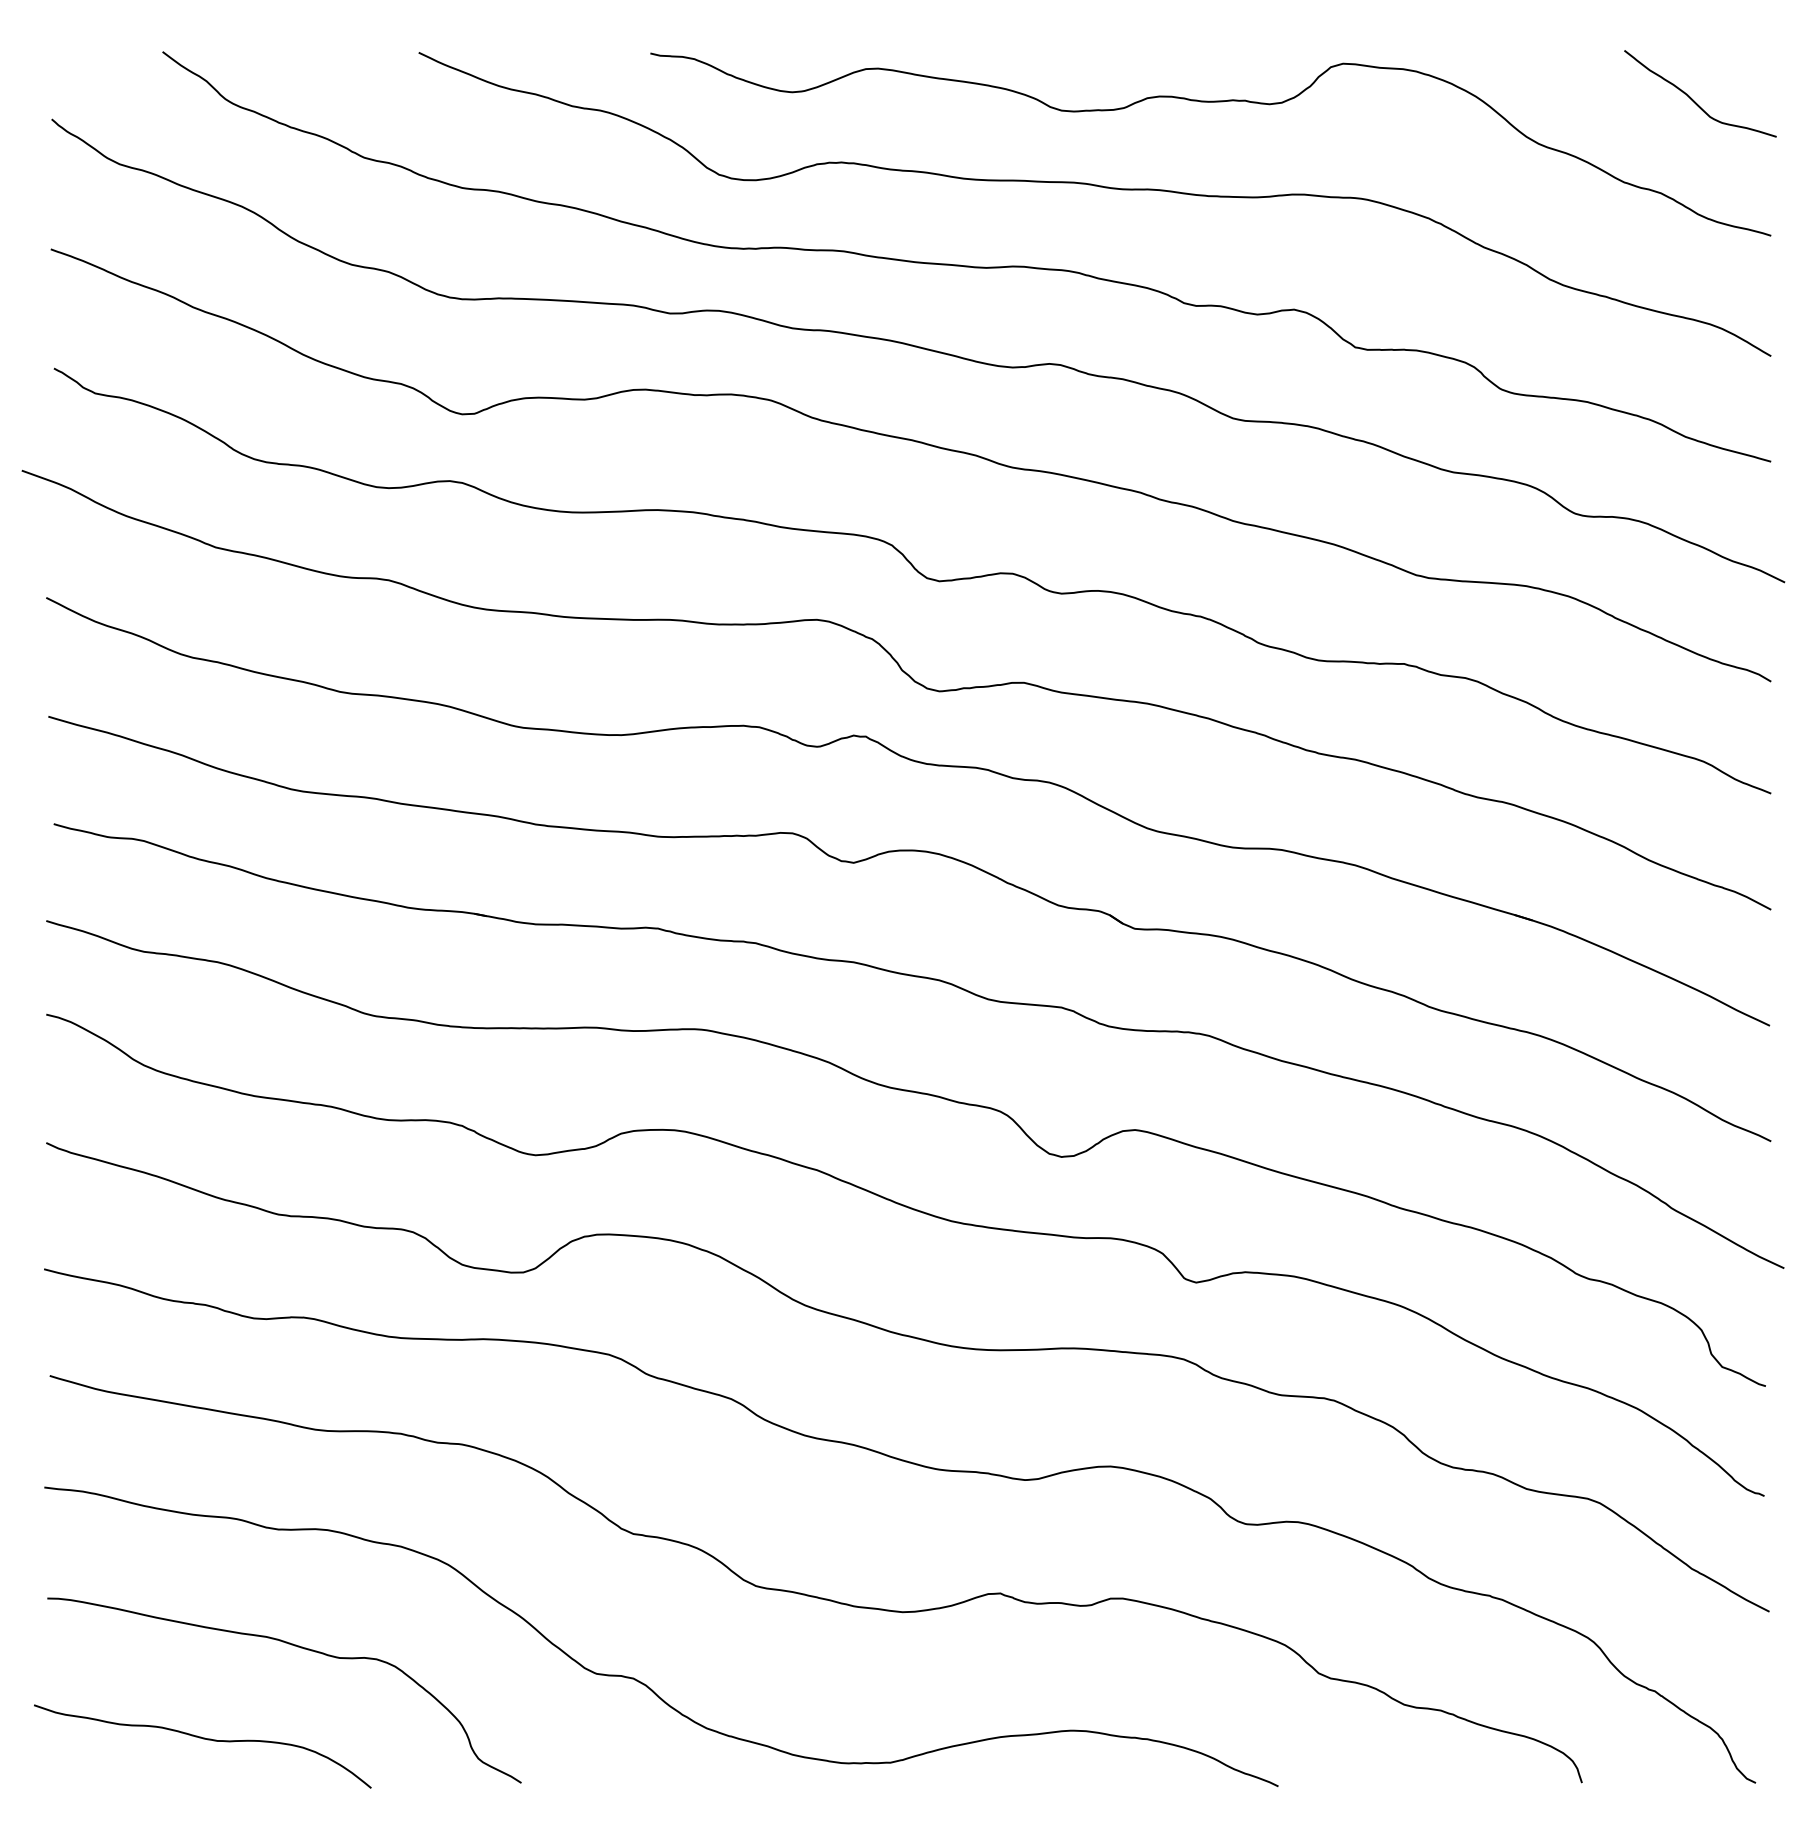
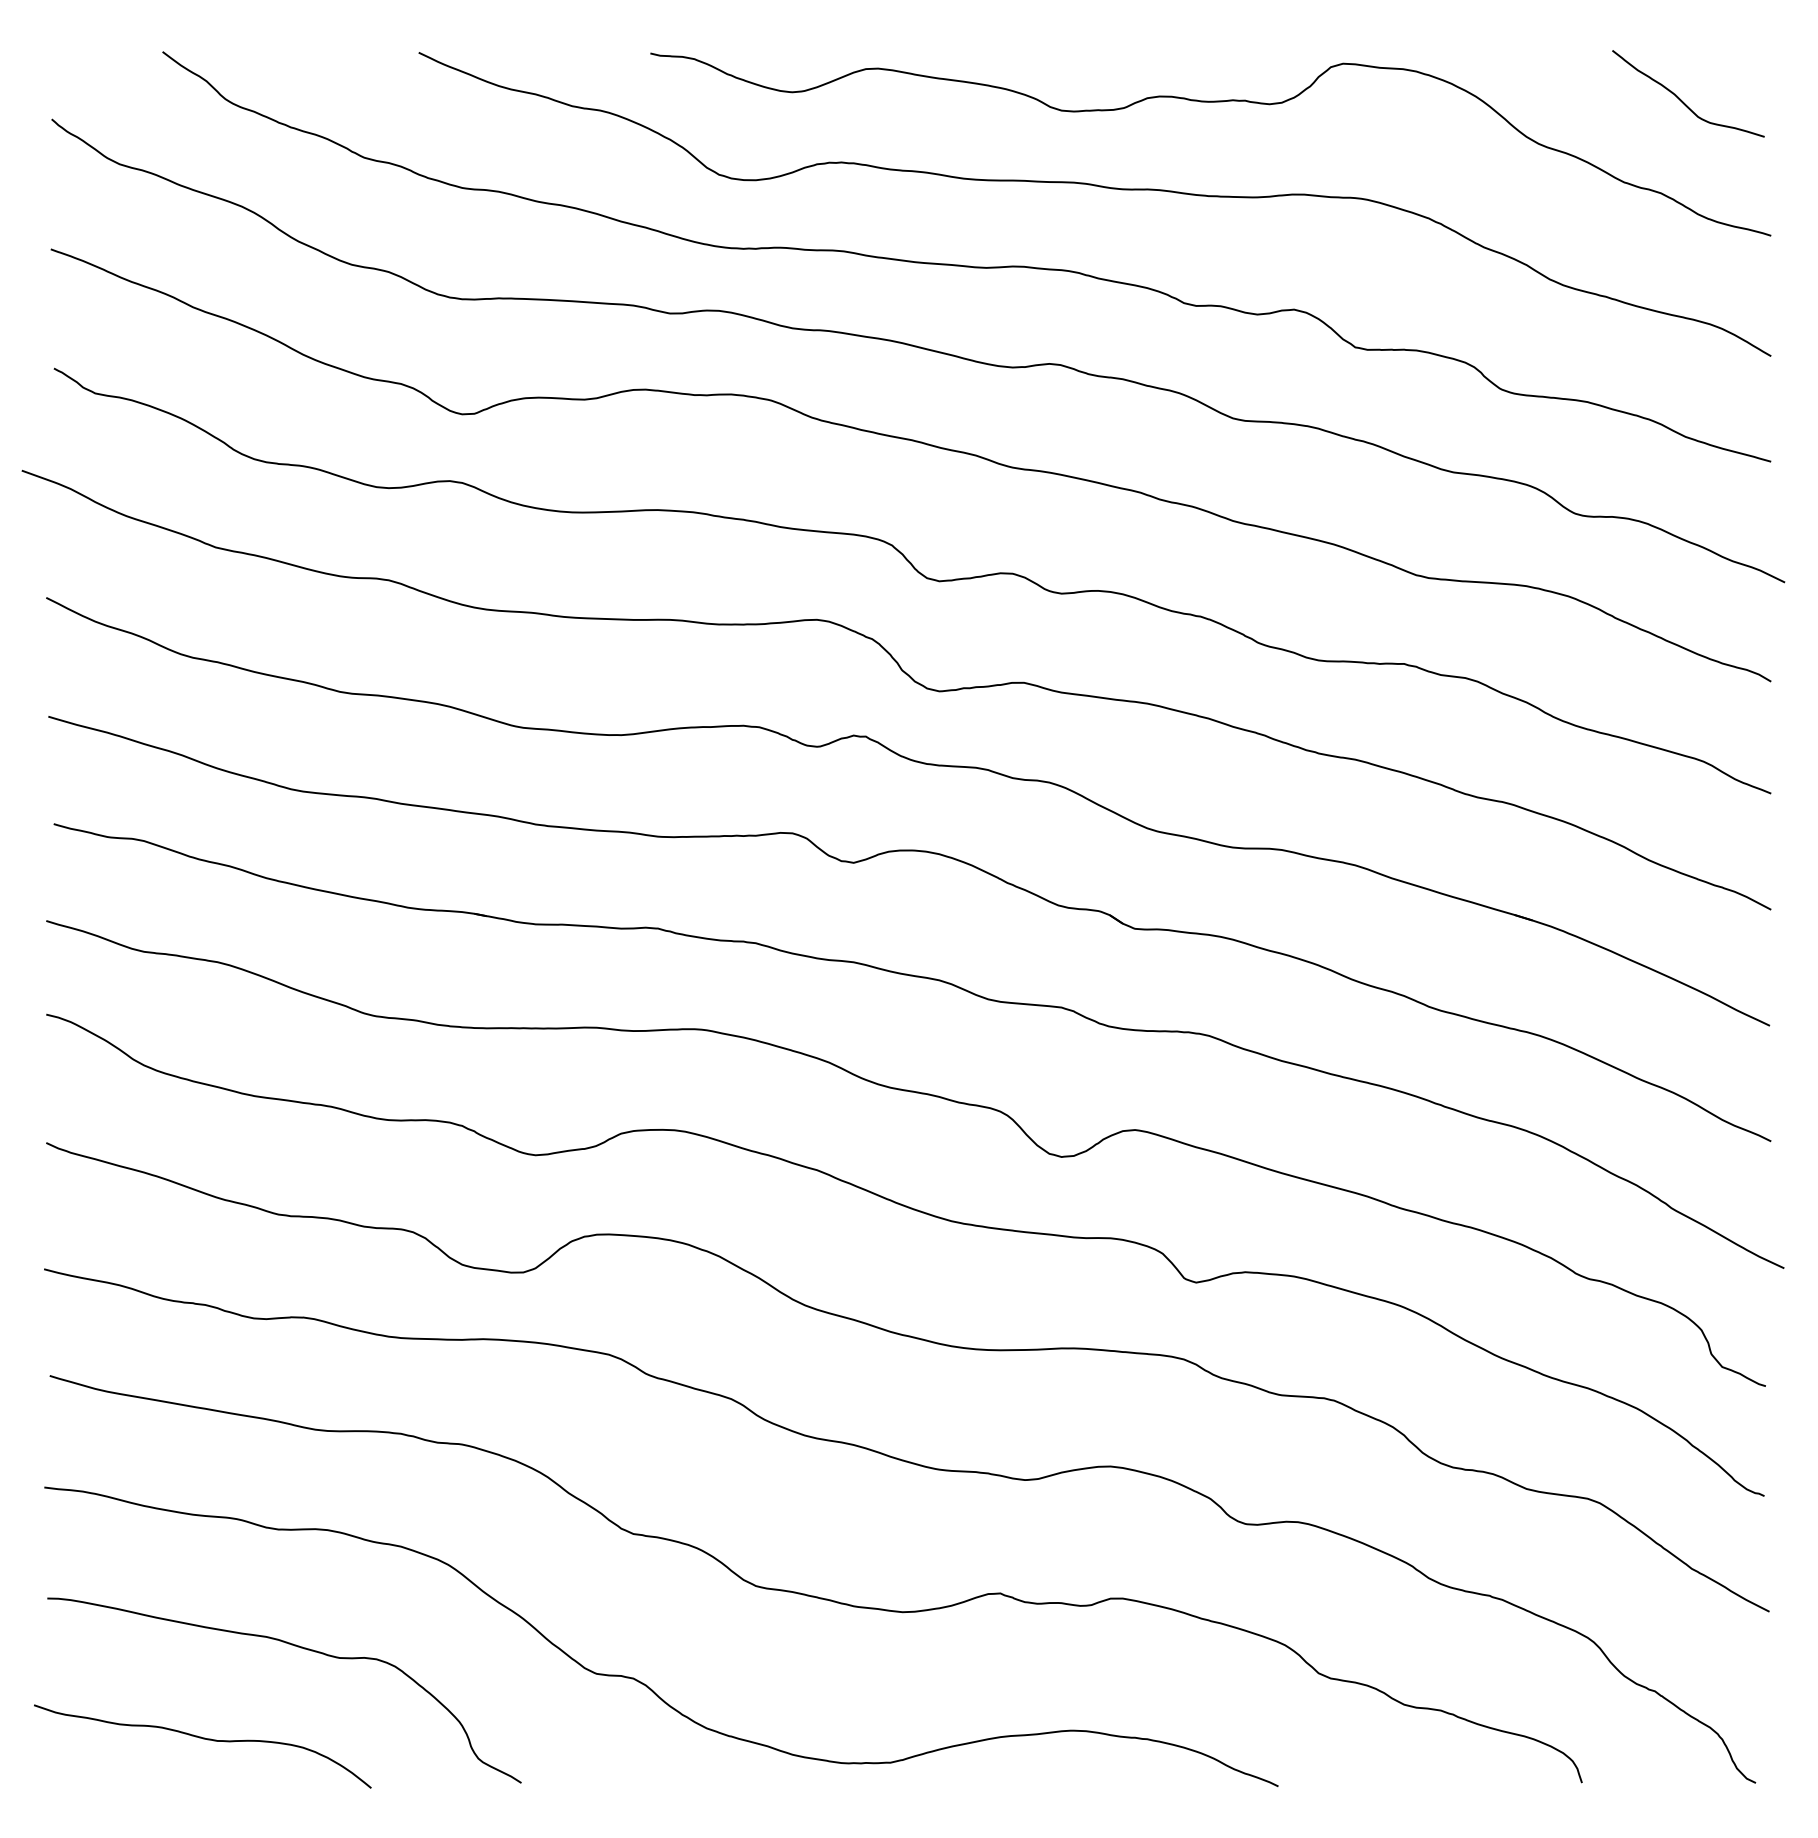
curve position: (1693, 99) -> (1681, 99) (1681, 99)
